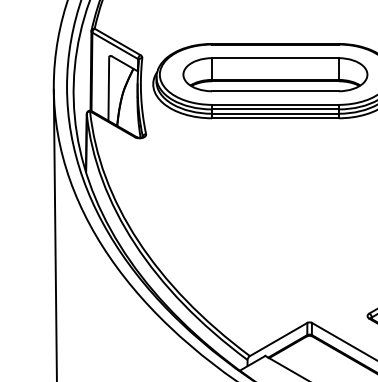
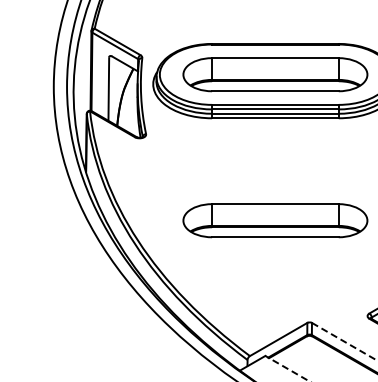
part: none -> present (275, 220)
line: present -> none (54, 233)
line: solid -> dashed (344, 341)
line: solid -> dashed (287, 368)
